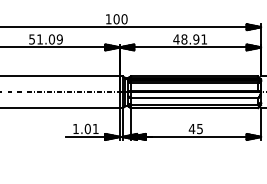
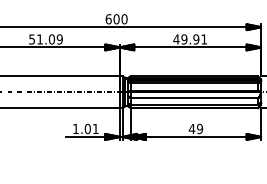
text: 100 -> 600 (108, 19)
text: 48.91 -> 49.91 (184, 39)
text: 45 -> 49 (200, 128)
